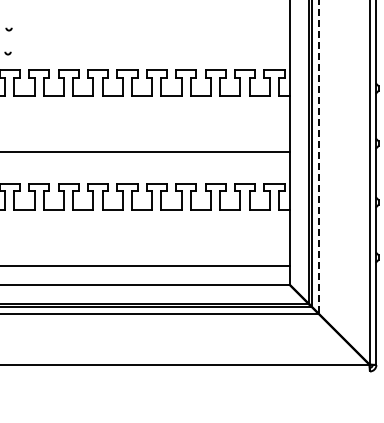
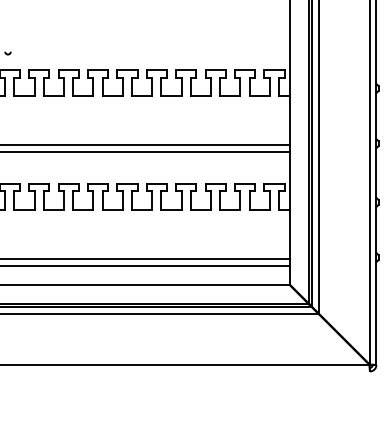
arc: present -> none (8, 29)
line: none -> present (146, 145)
line: dashed -> solid (318, 156)
line: none -> present (146, 259)
